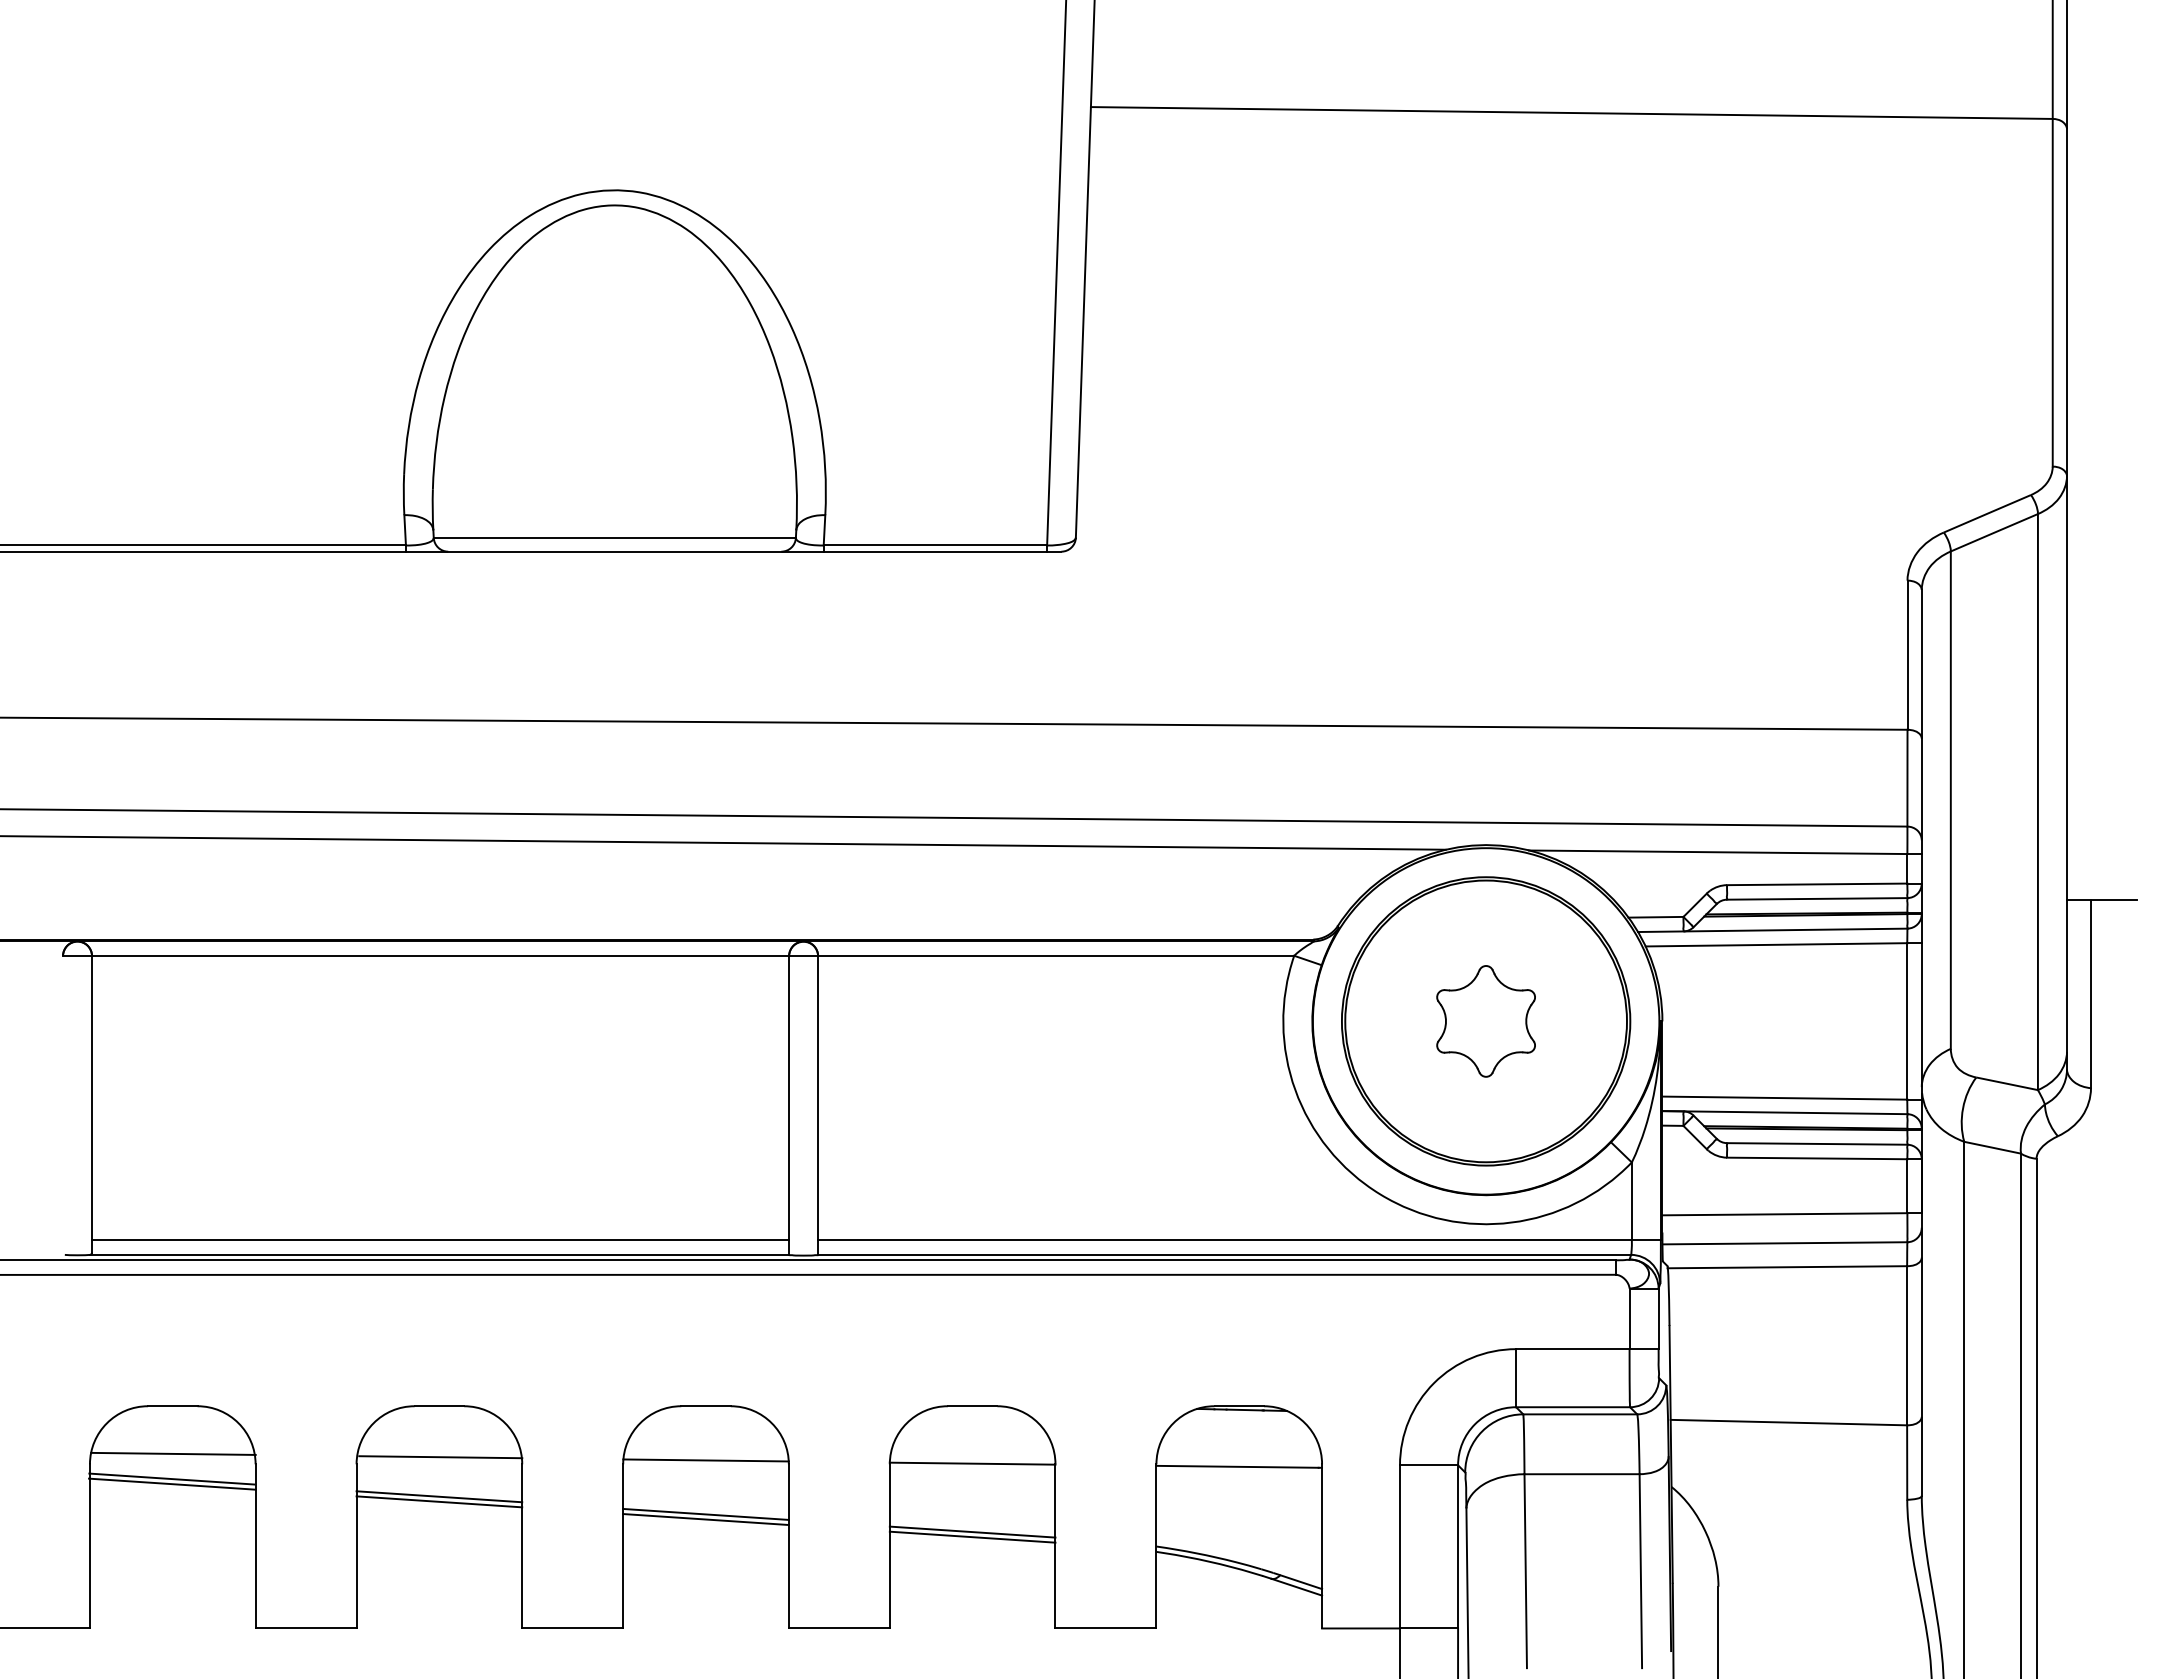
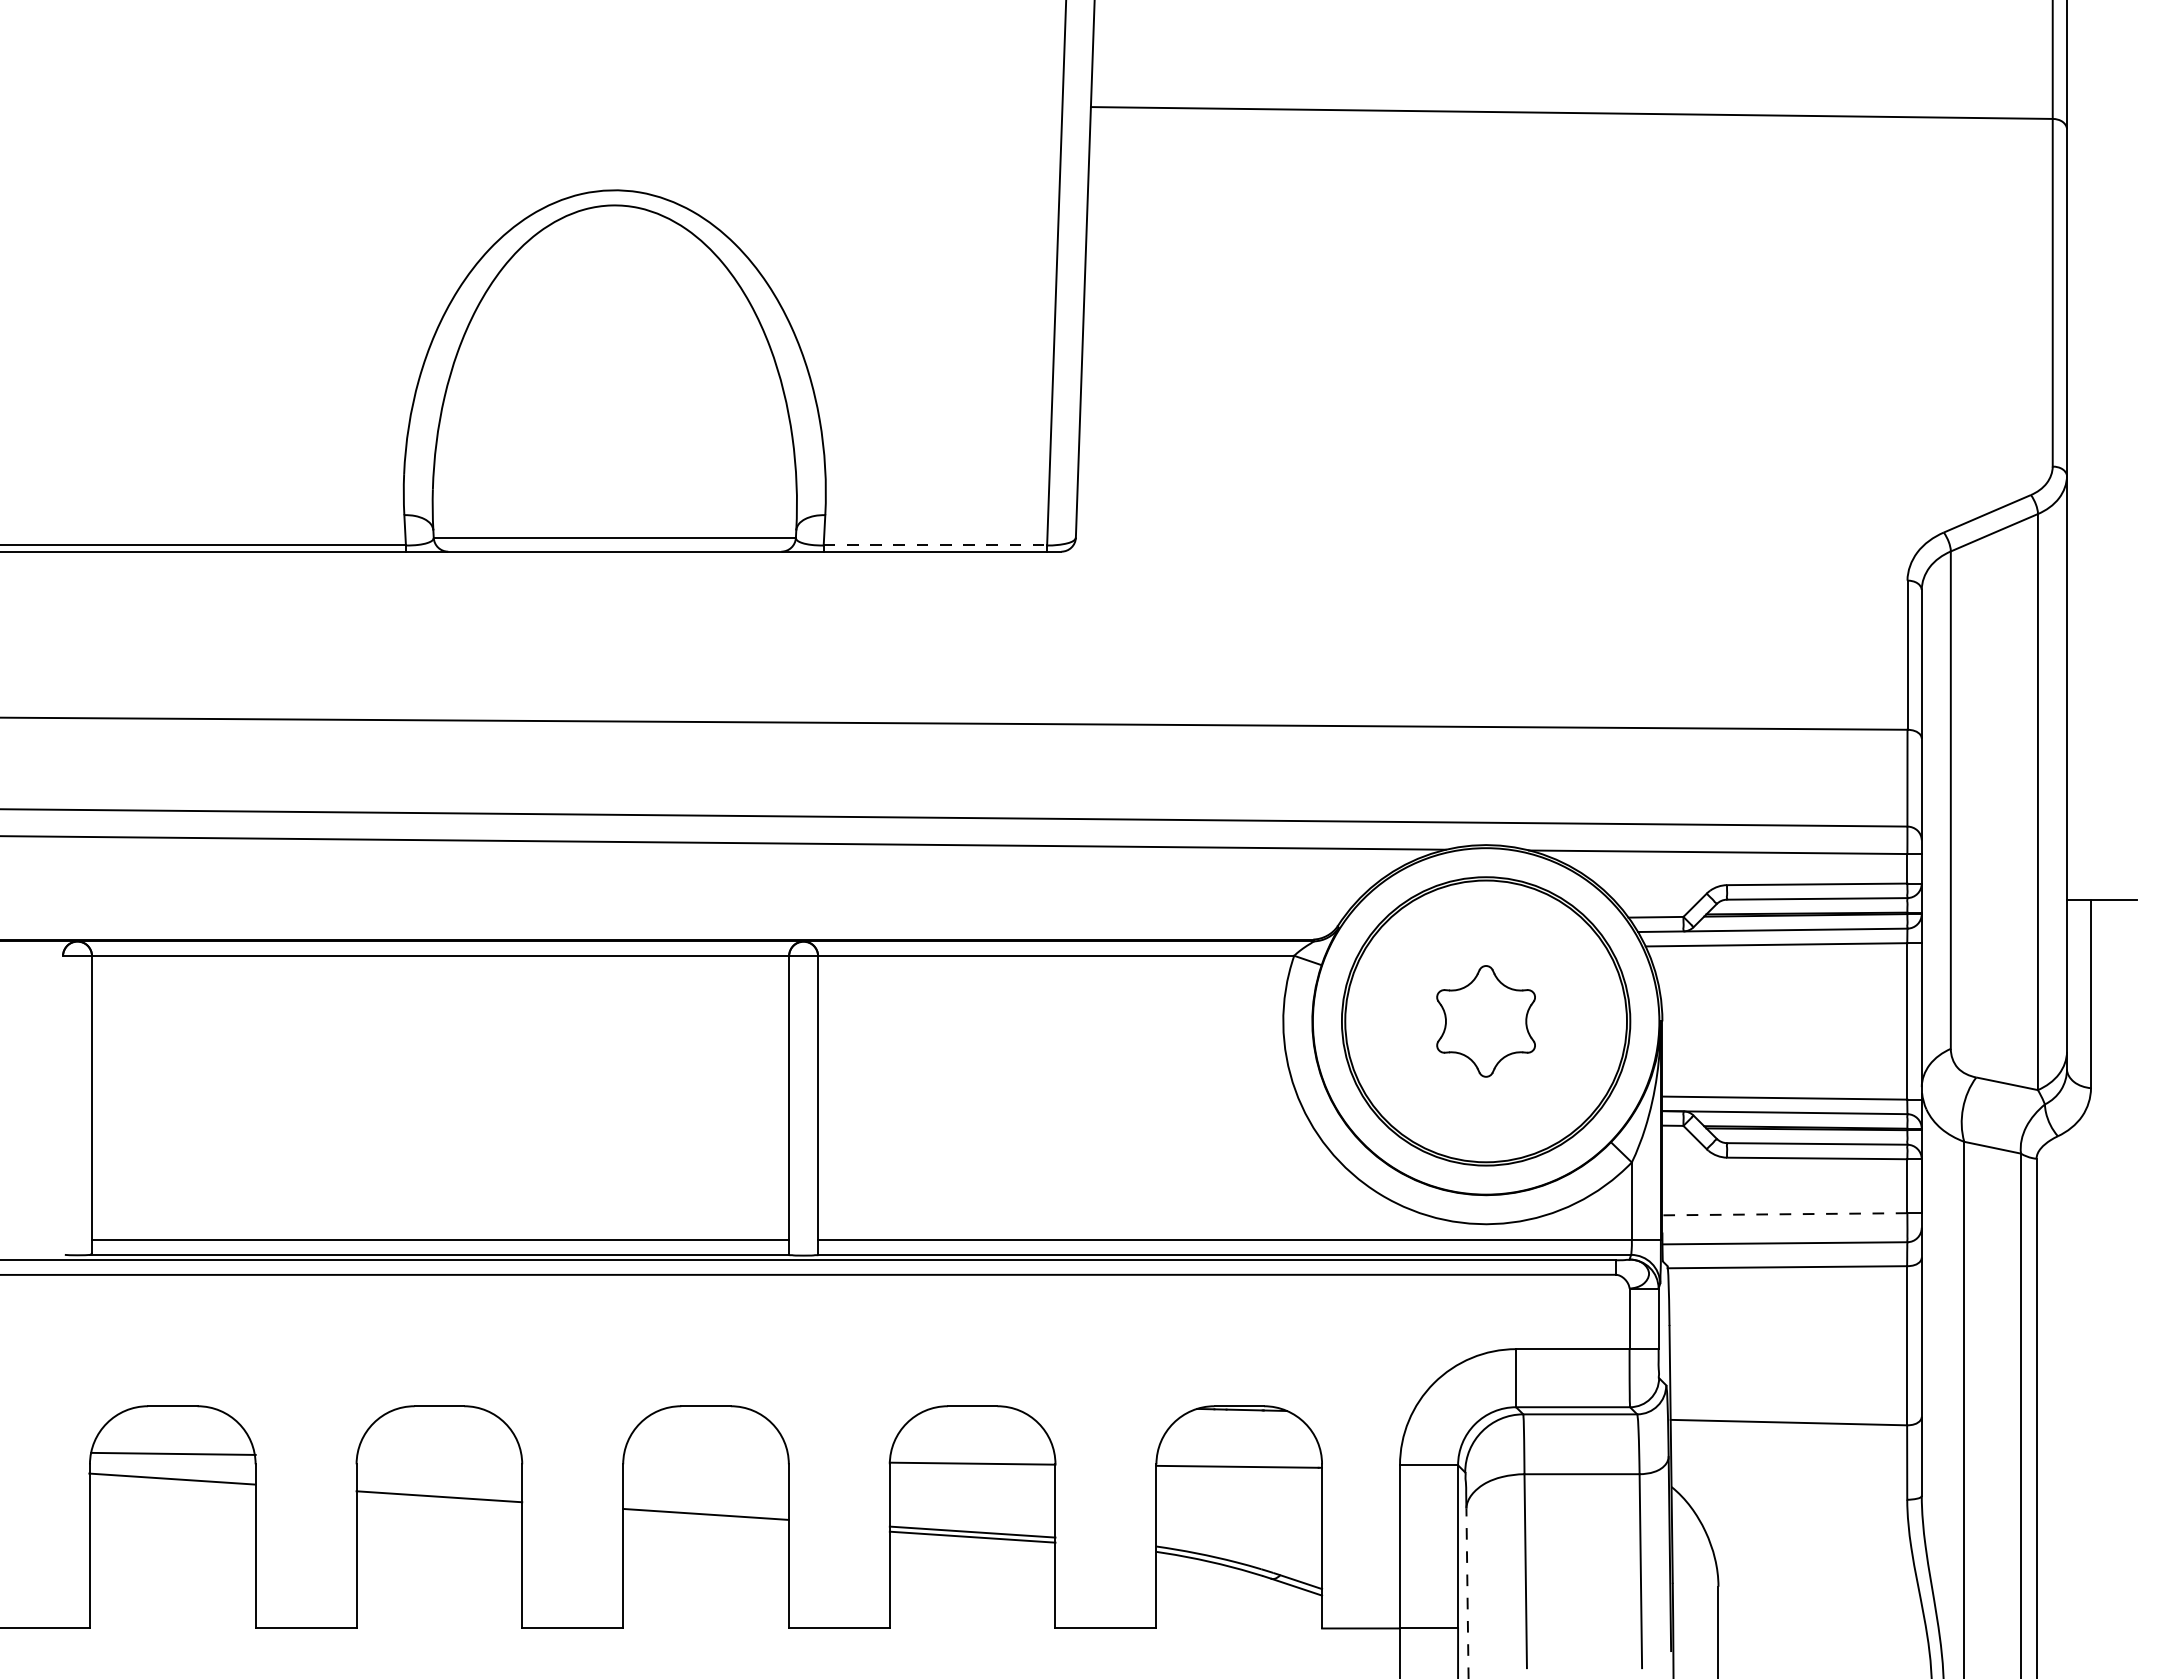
line: solid -> dashed (935, 545)
line: solid -> dashed (1784, 1214)
line: present -> none (440, 1457)
line: present -> none (705, 1460)
line: present -> none (172, 1483)
line: present -> none (439, 1501)
line: present -> none (705, 1519)
line: solid -> dashed (1467, 1593)
